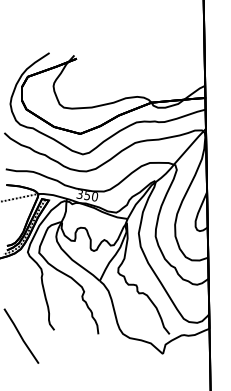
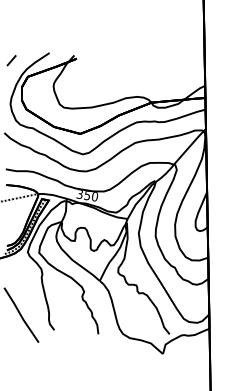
line: none -> present (11, 60)
line position: (21, 335) -> (21, 314) (21, 314)
